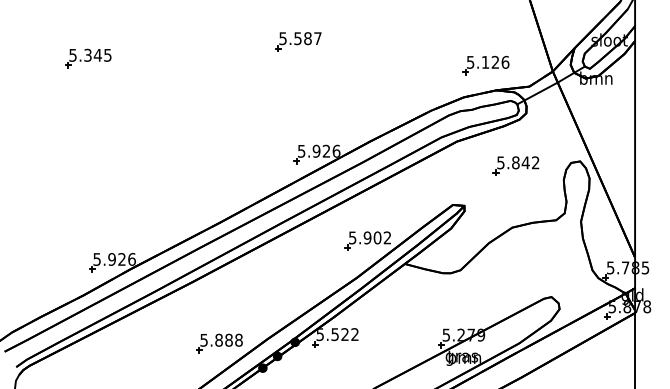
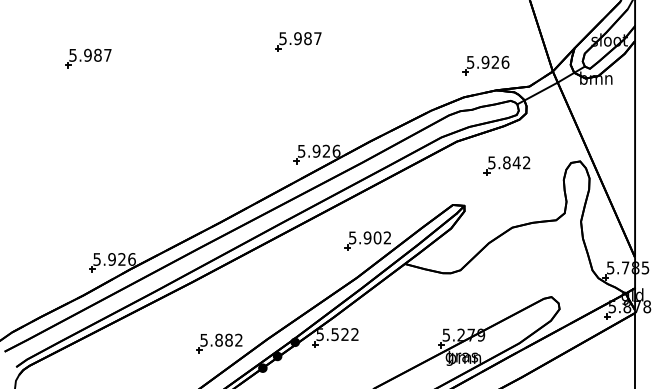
text: 5.587 -> 5.987 (297, 38)
text: 5.345 -> 5.987 (97, 54)
text: 5.126 -> 5.926 (485, 61)
part position: (515, 165) -> (506, 165) (506, 165)
text: 5.888 -> 5.882 (238, 339)
